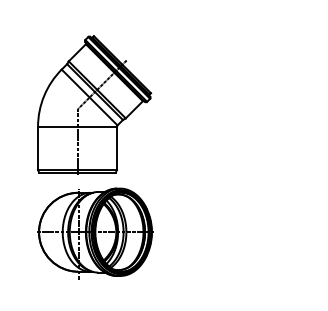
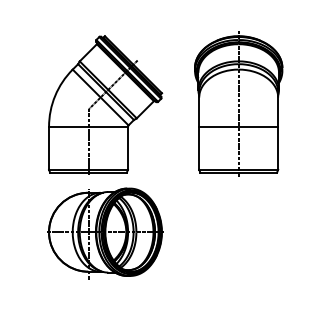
part: none -> present (238, 103)
part position: (94, 104) -> (105, 104) (105, 104)
part position: (95, 233) -> (105, 233) (105, 233)
